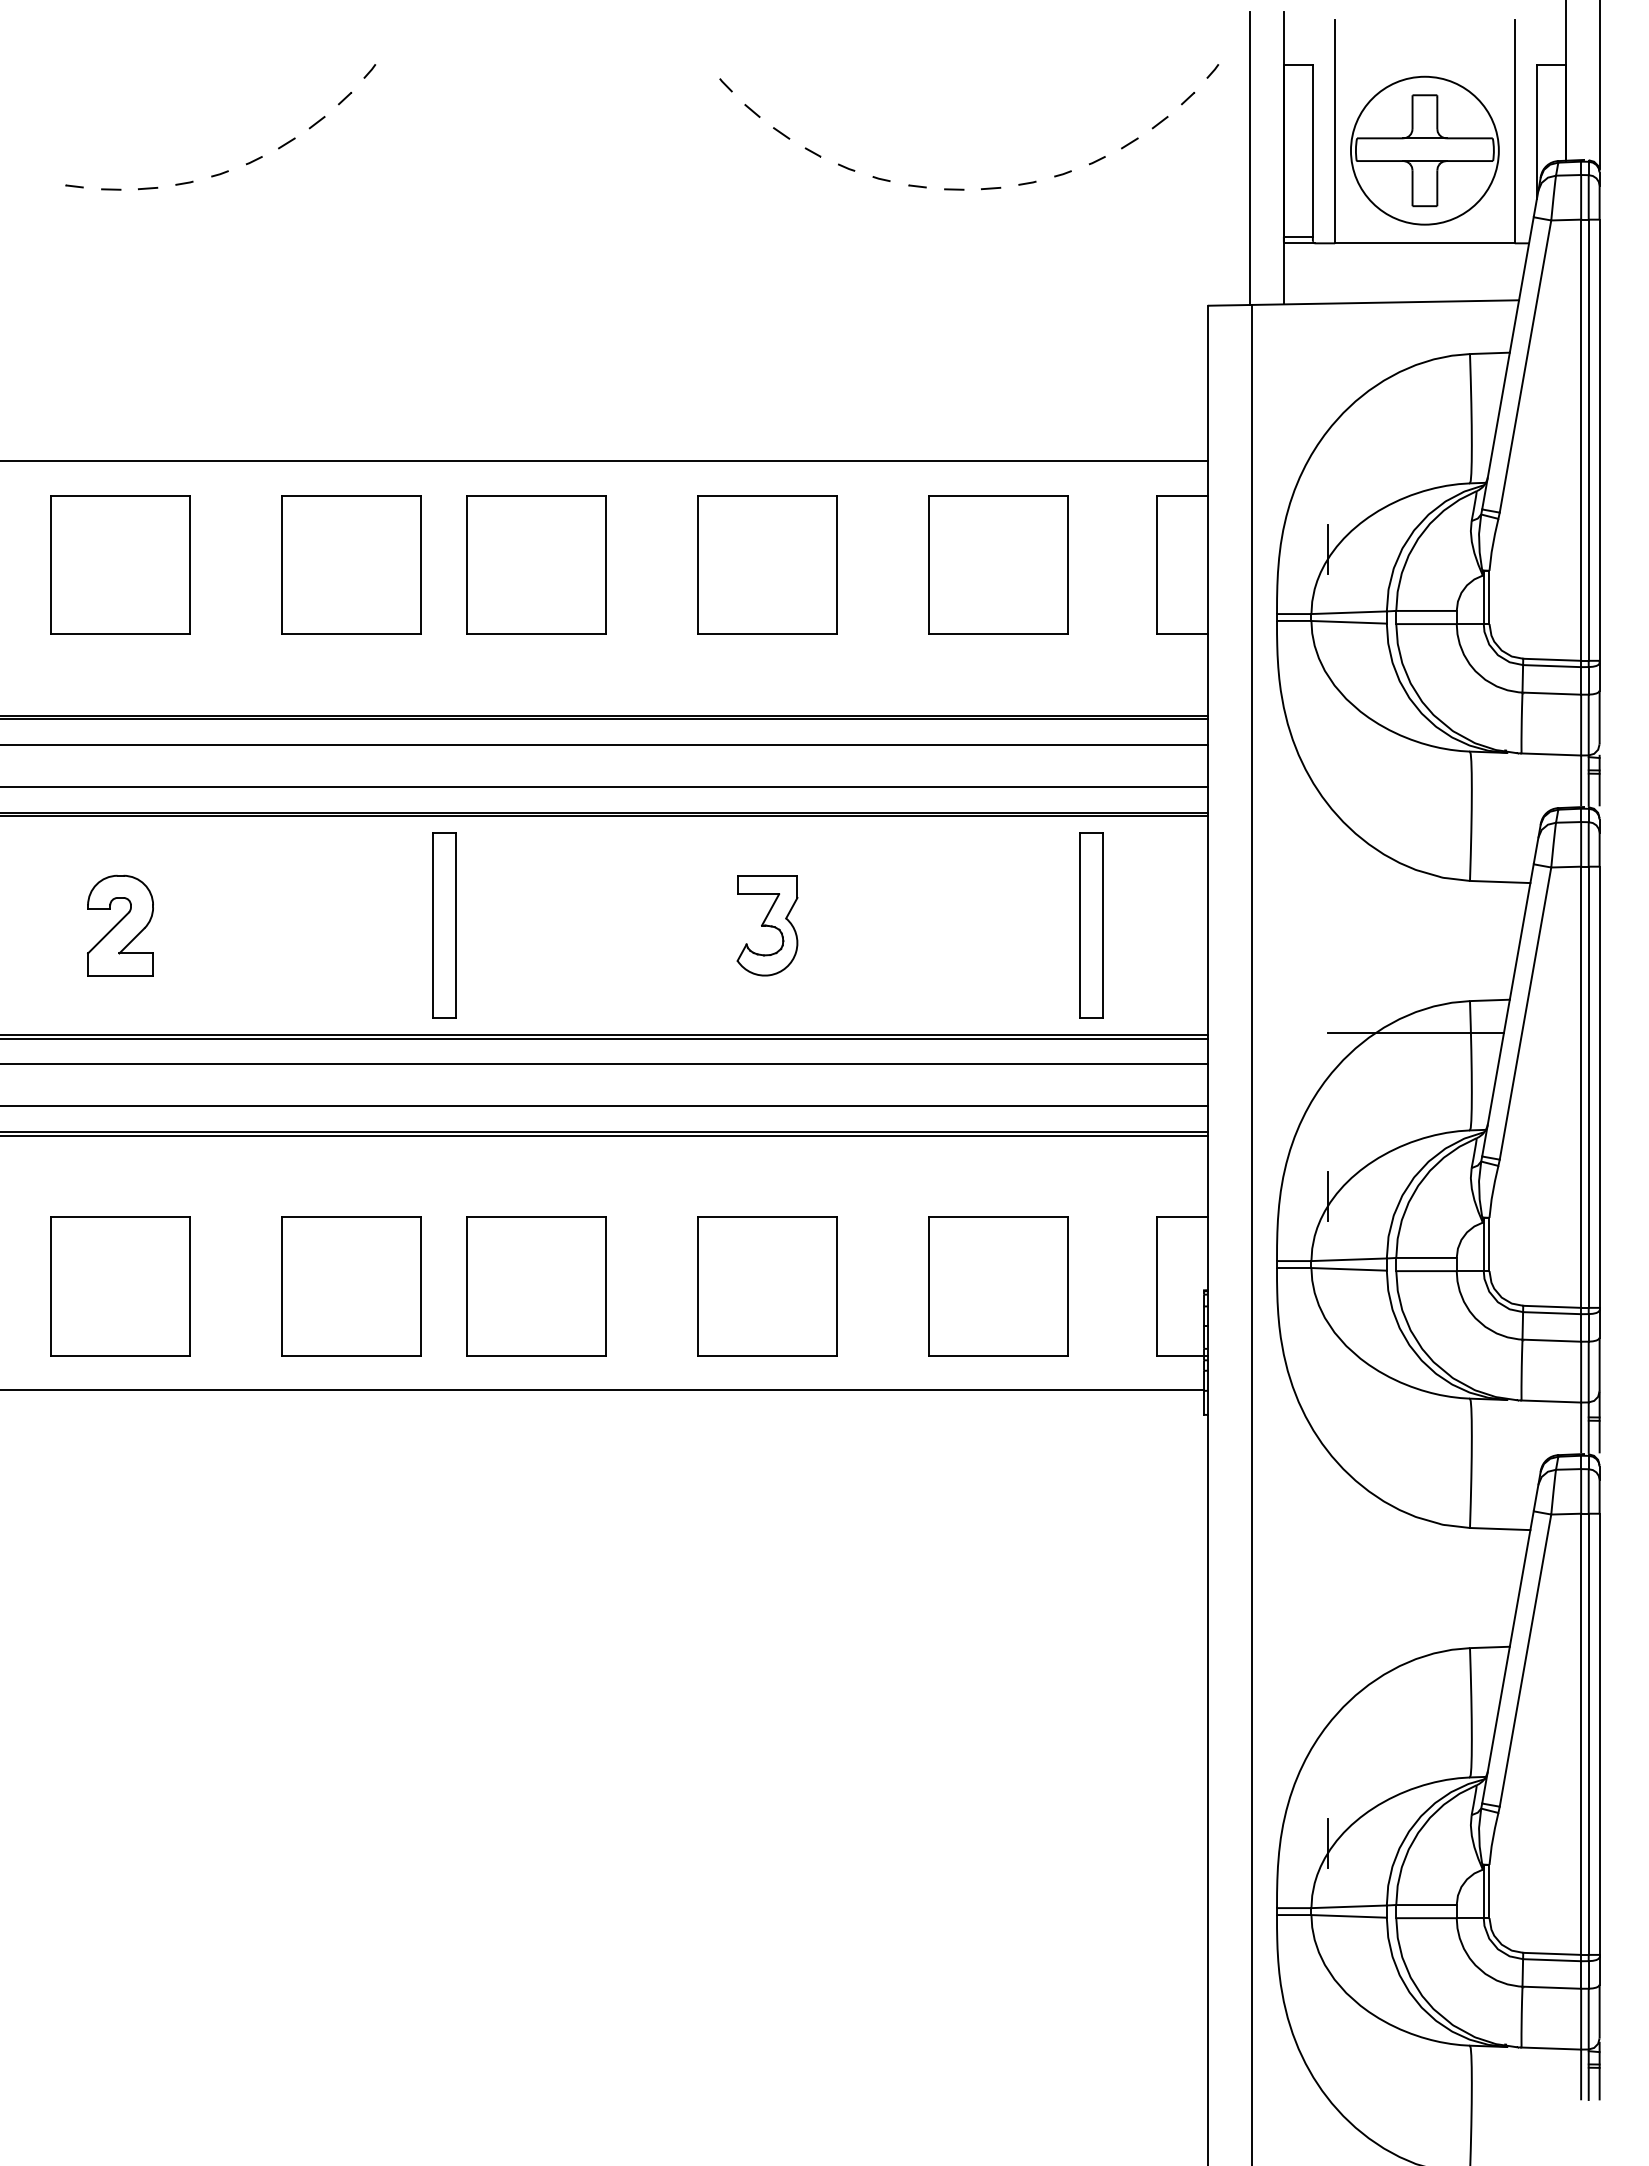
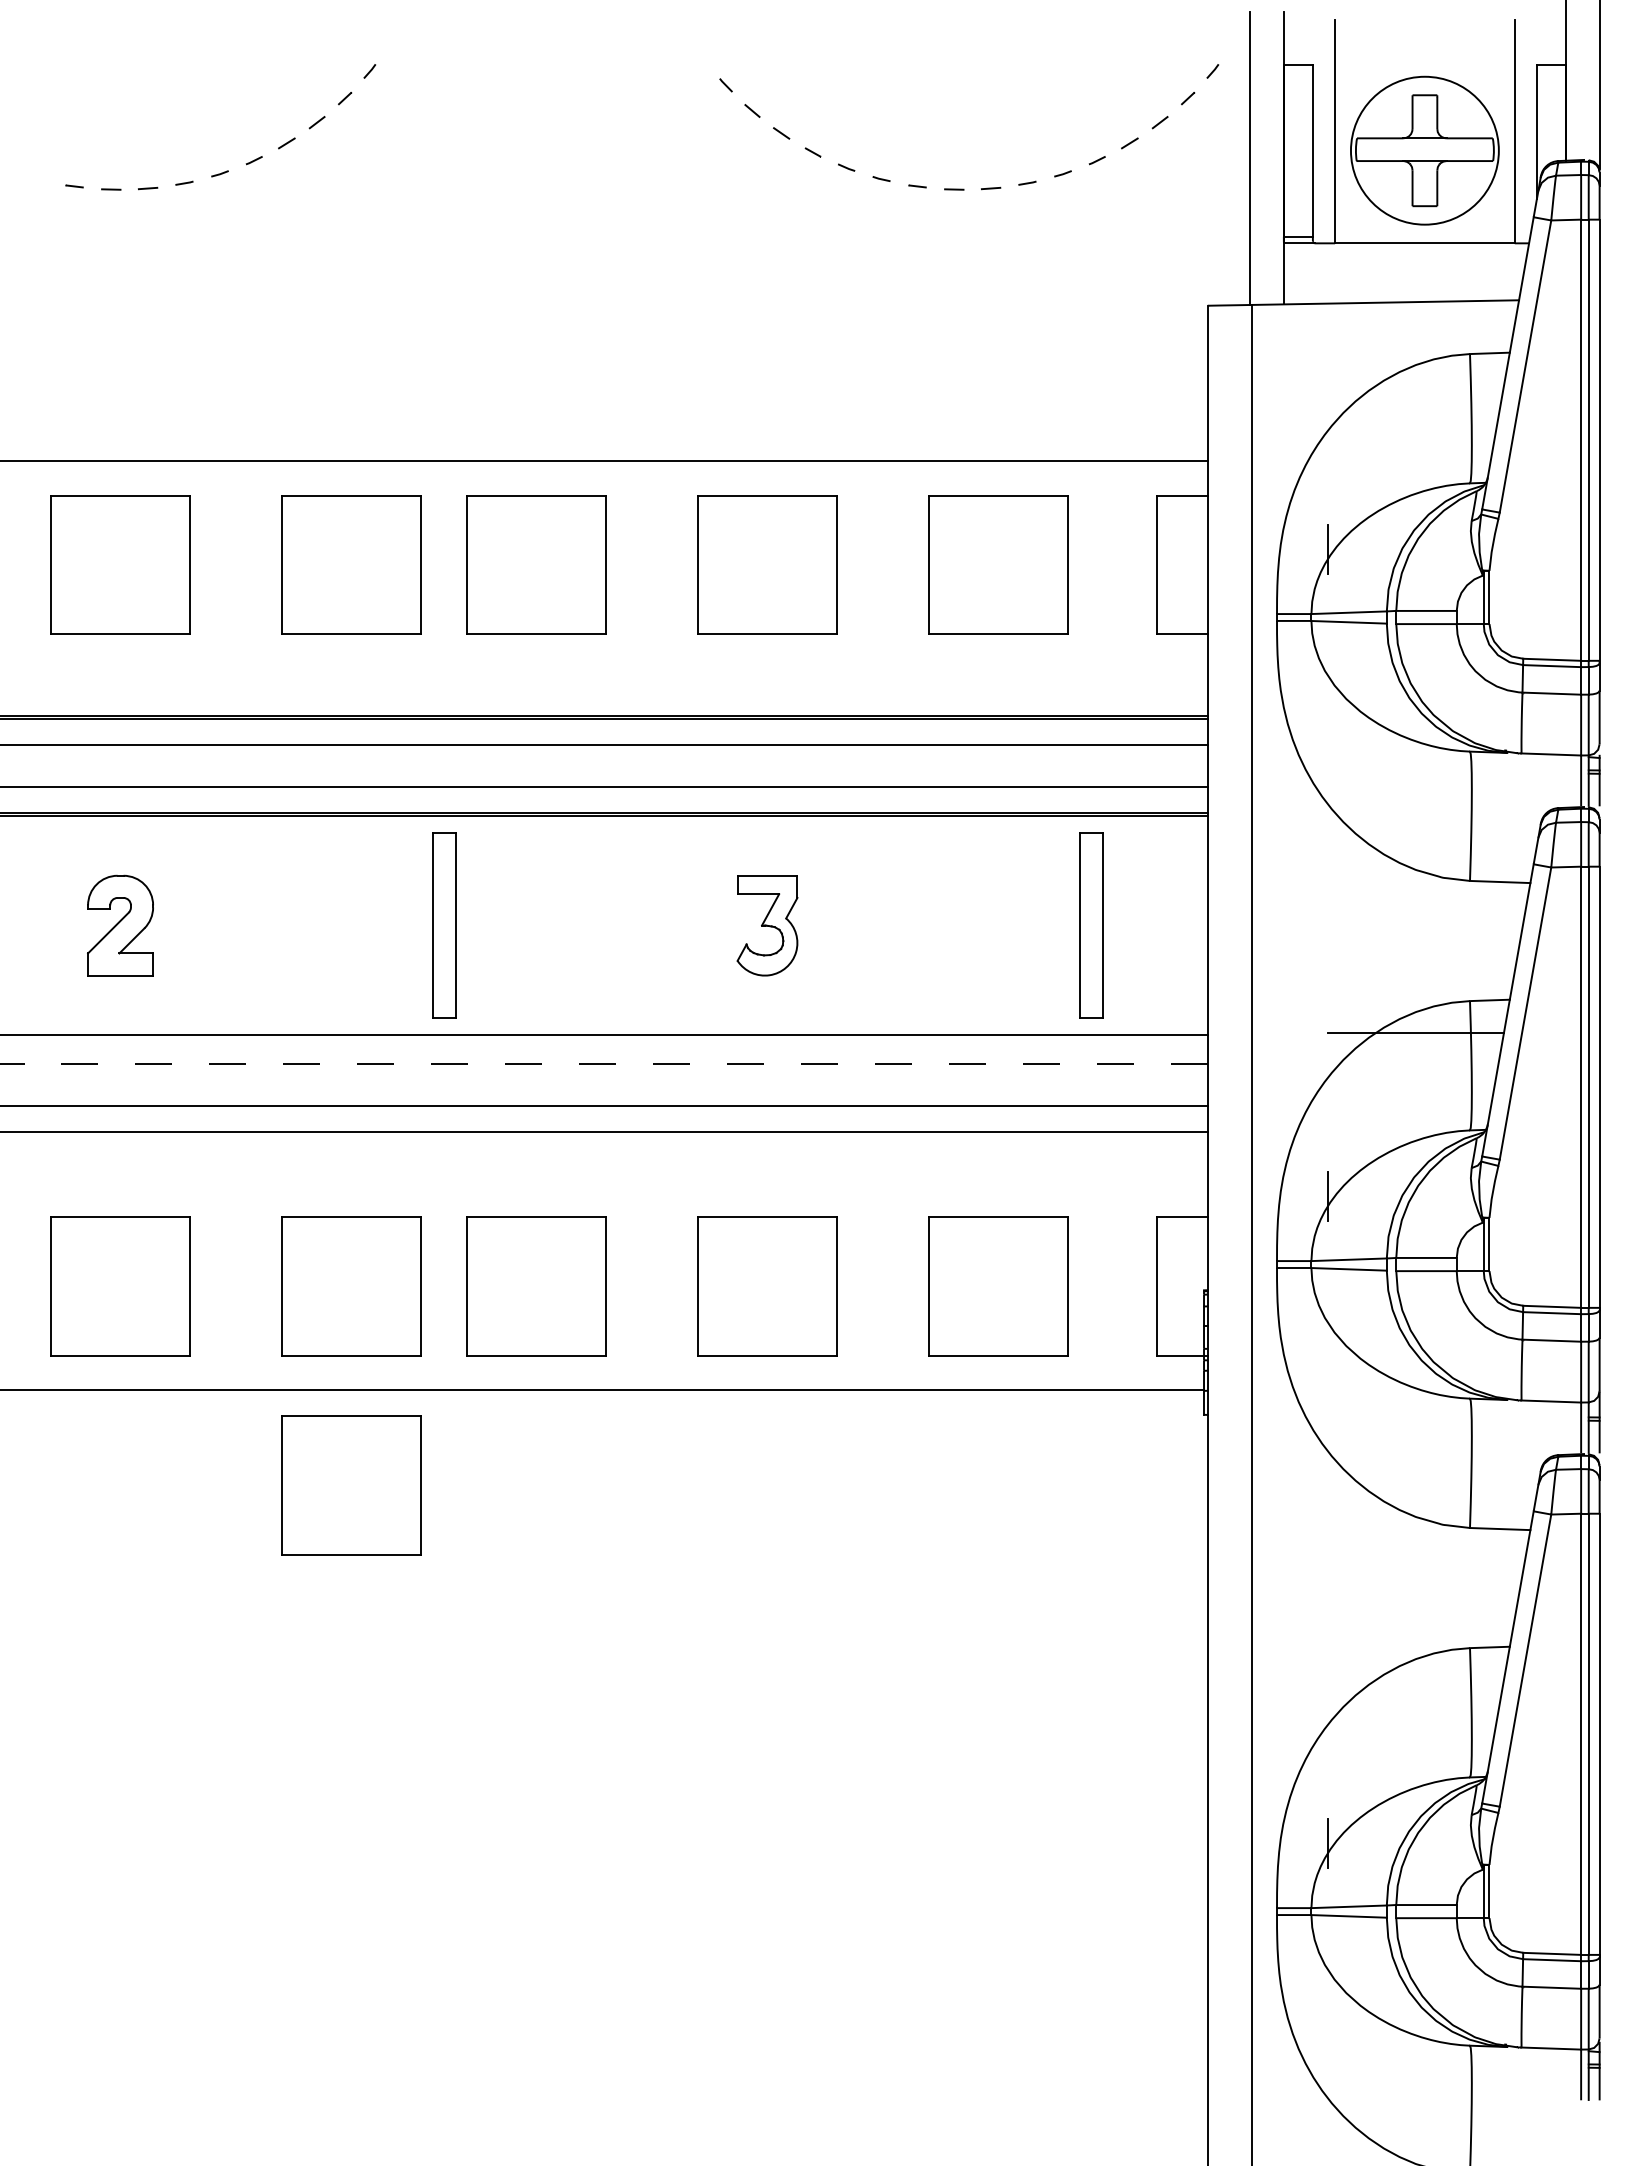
line: present -> none (604, 1038)
line: solid -> dashed (603, 1064)
line: present -> none (604, 1135)
part: none -> present (351, 1485)
